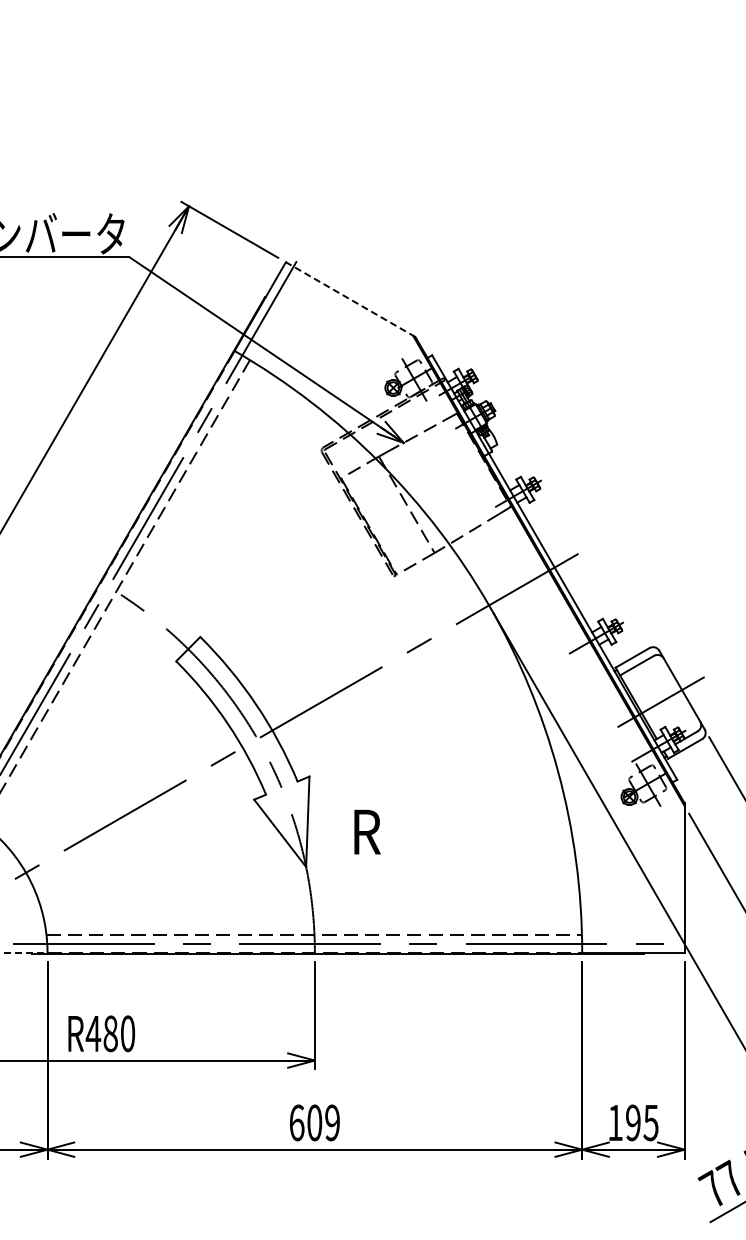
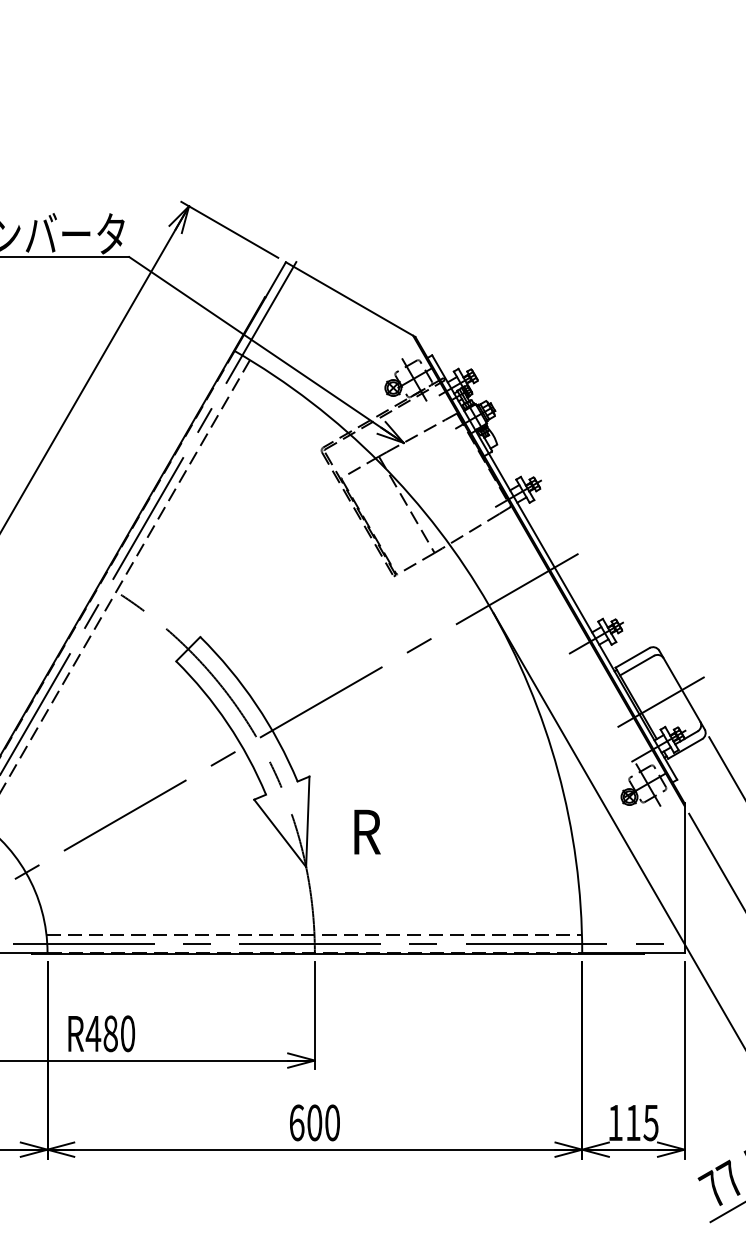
line: dashed -> solid (350, 299)
line: dashed -> solid (24, 952)
text: 609 -> 600 (332, 1122)
text: 195 -> 115 (633, 1122)
